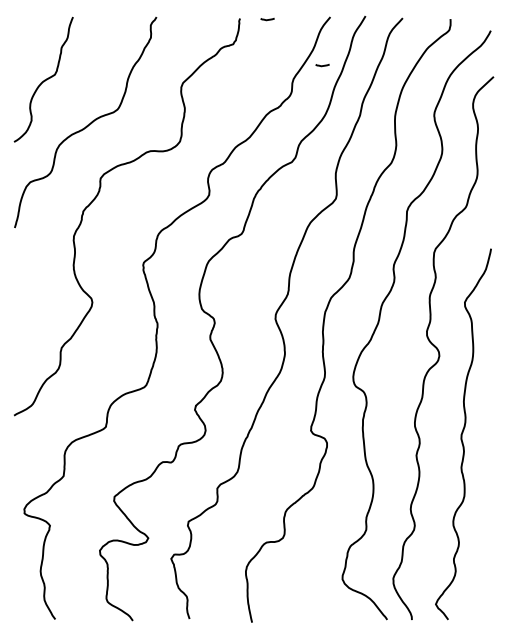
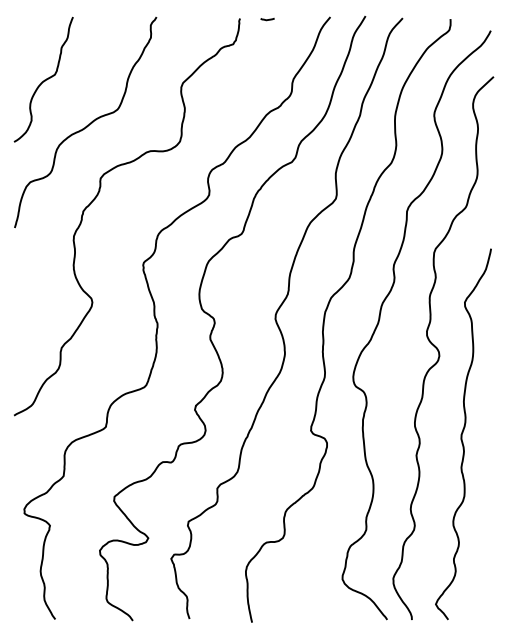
curve: present -> none (322, 65)
